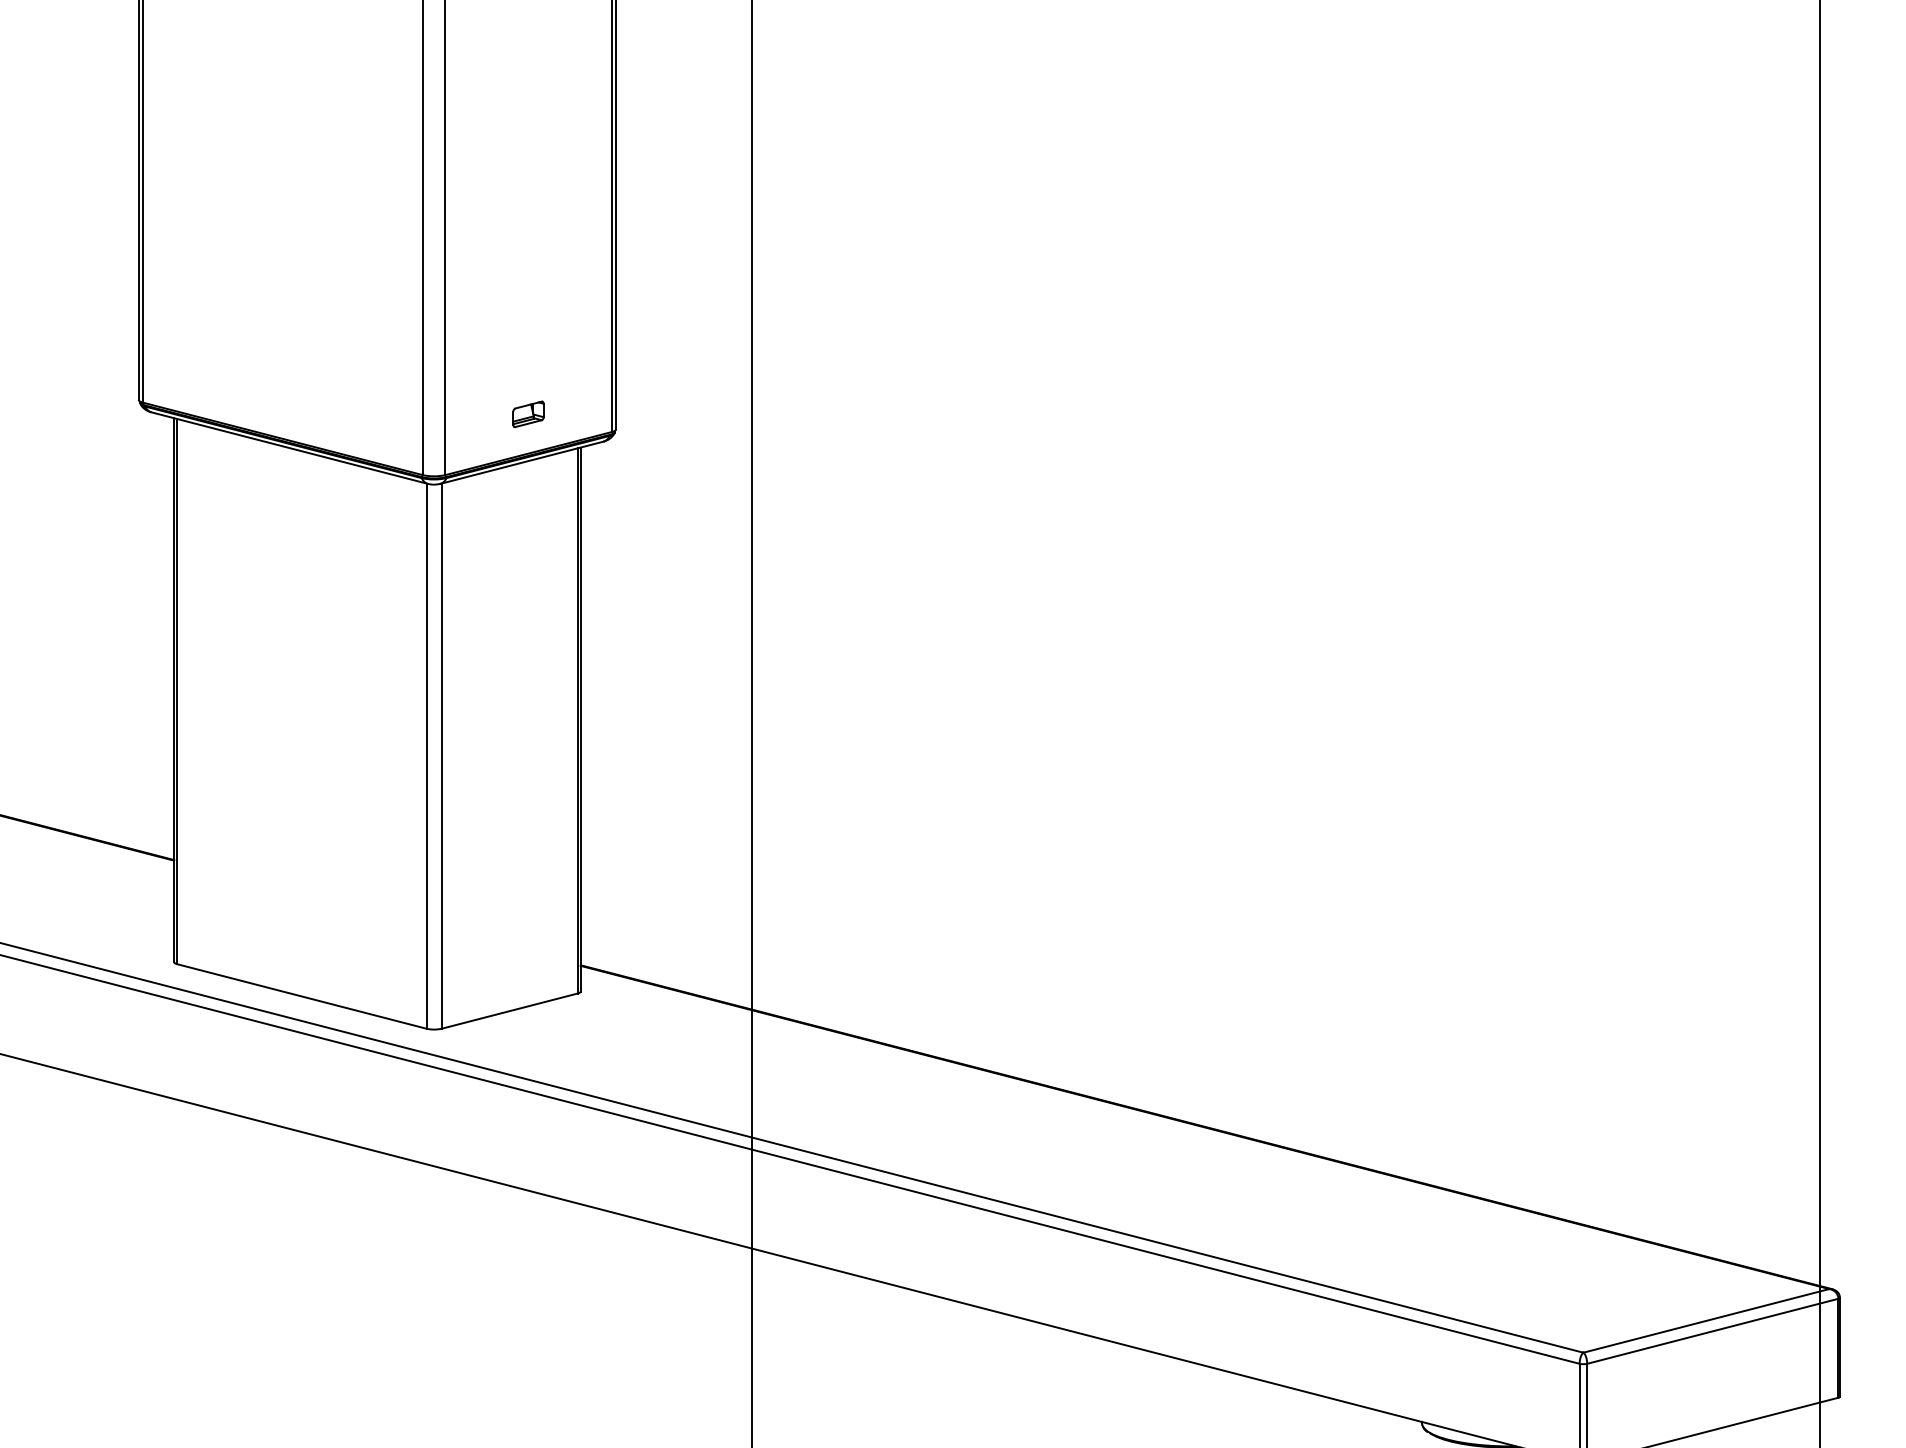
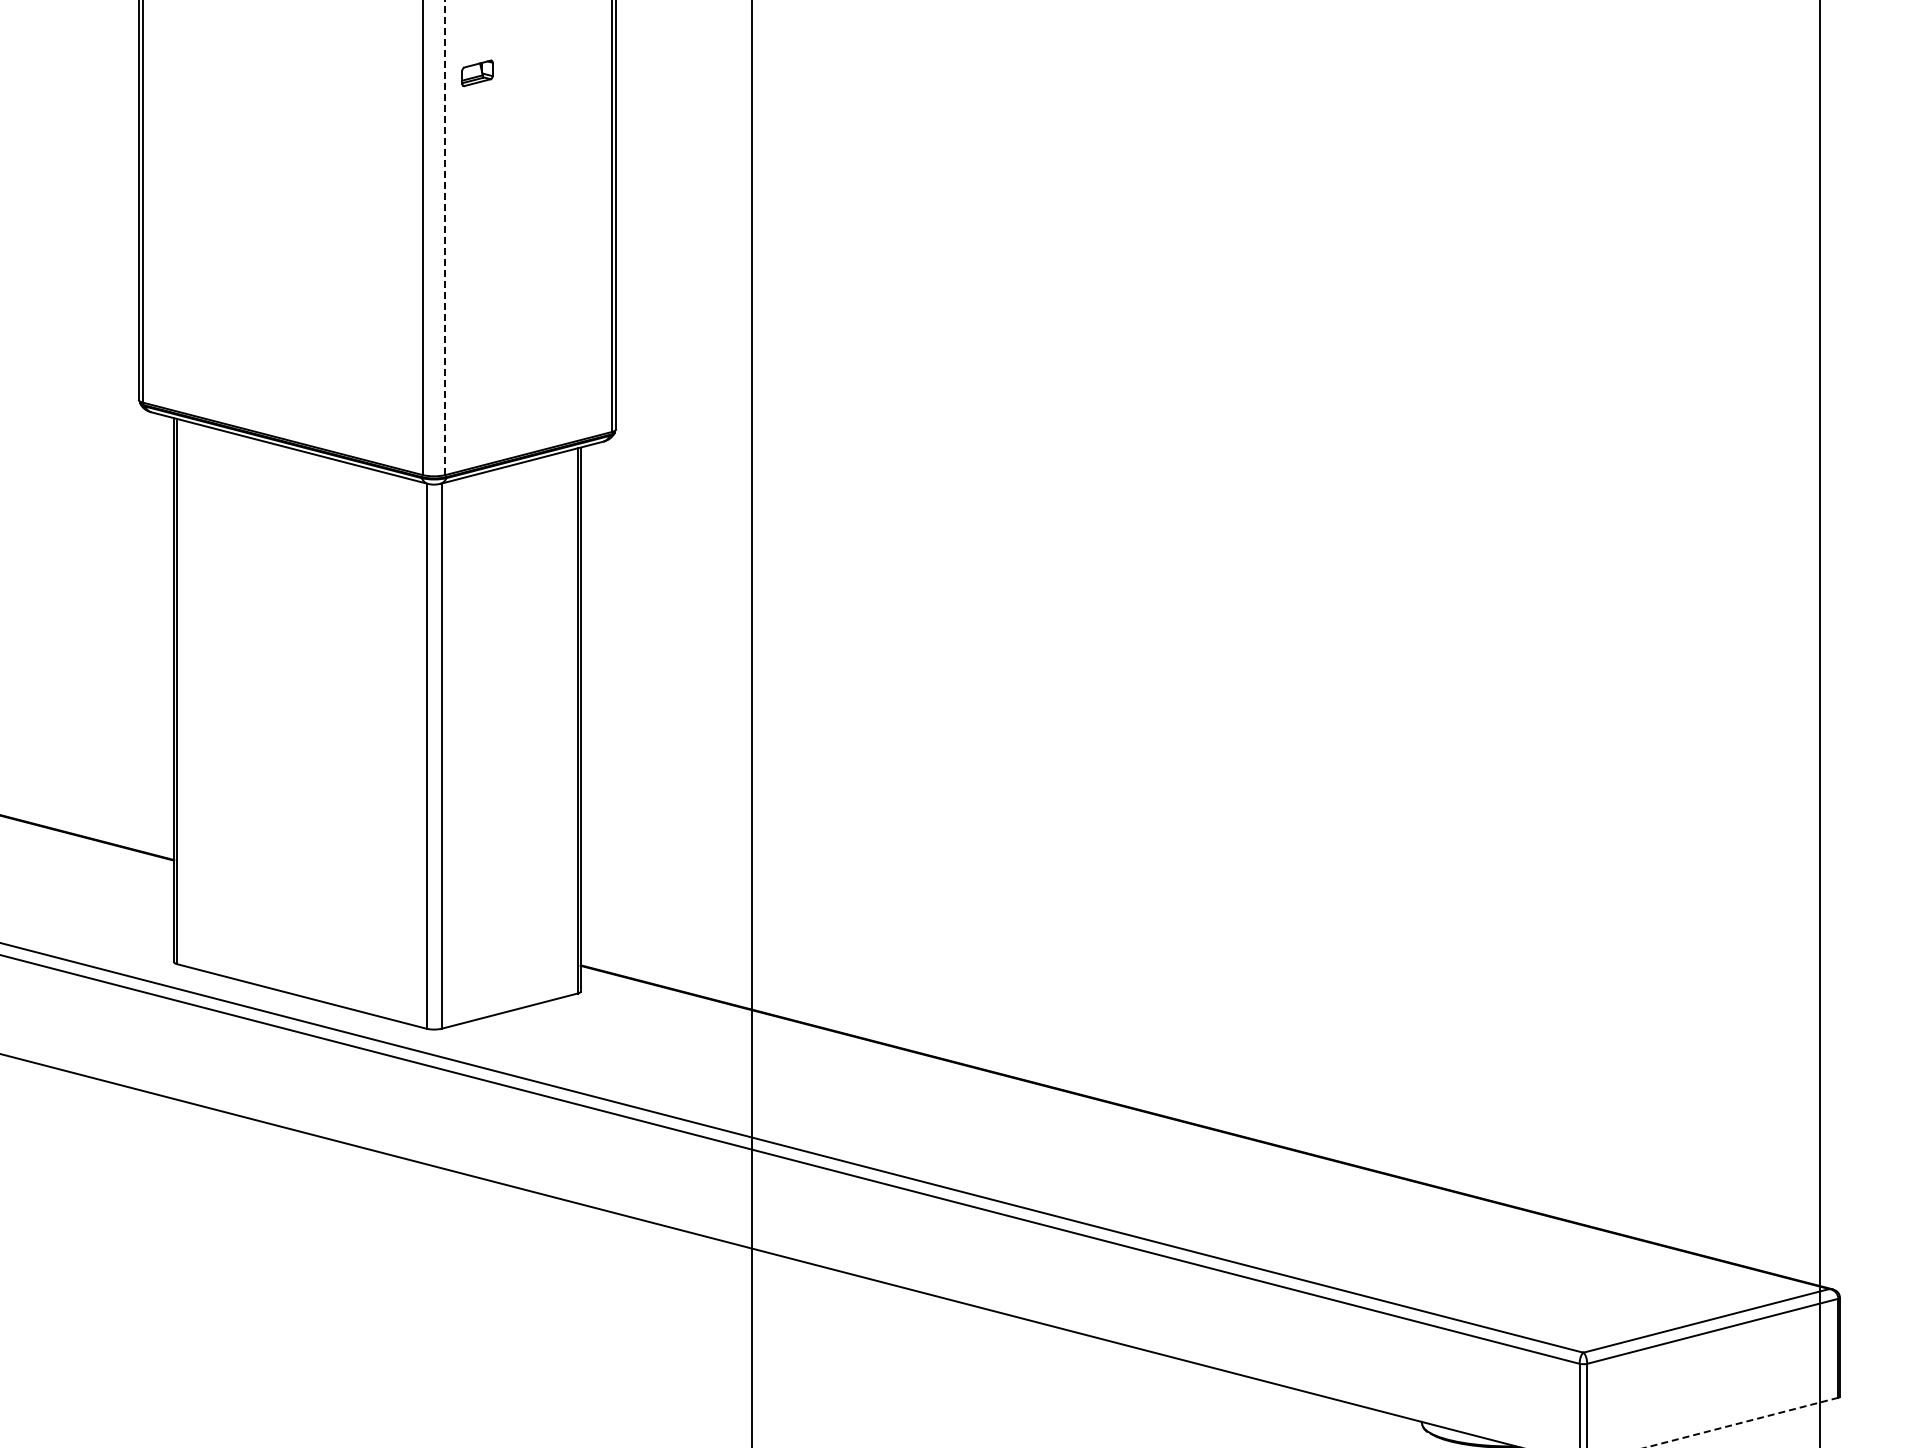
line: solid -> dashed (445, 237)
part position: (528, 414) -> (477, 73) (477, 73)
line: solid -> dashed (1741, 1422)
